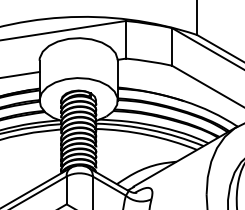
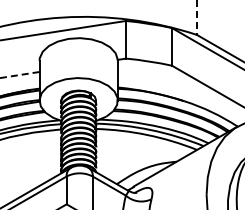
line: solid -> dashed (196, 18)
line: solid -> dashed (19, 75)
